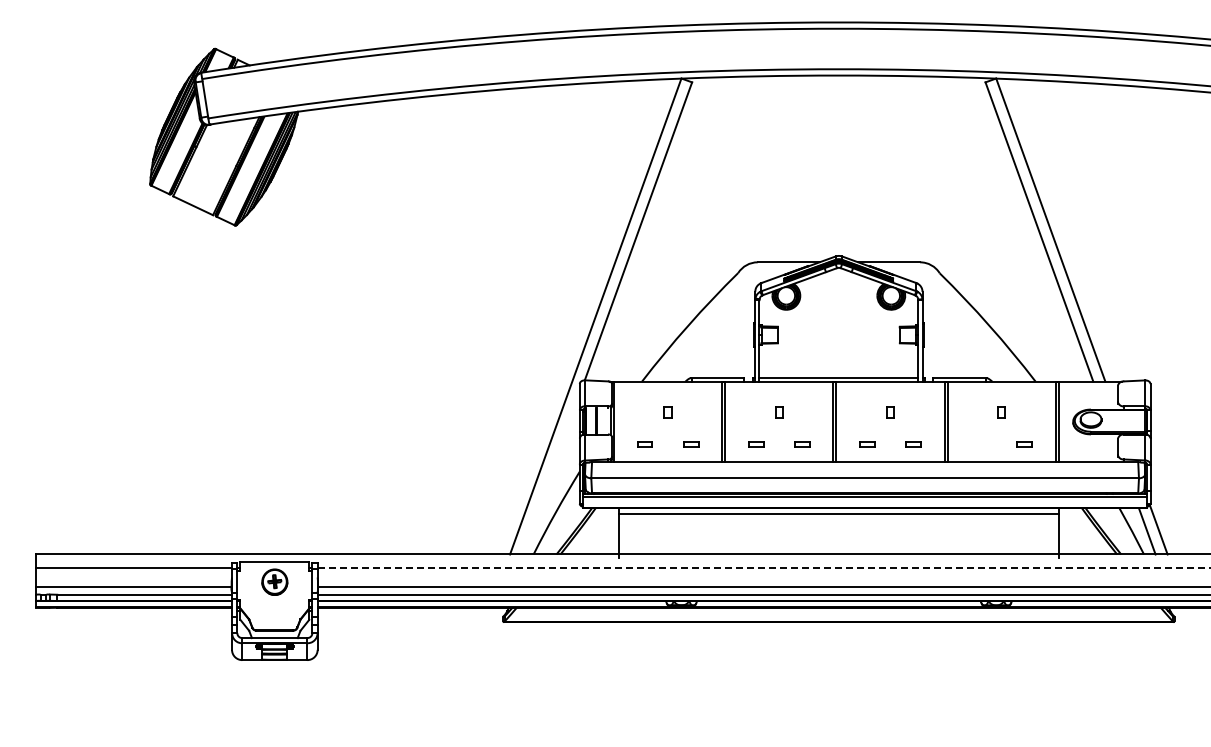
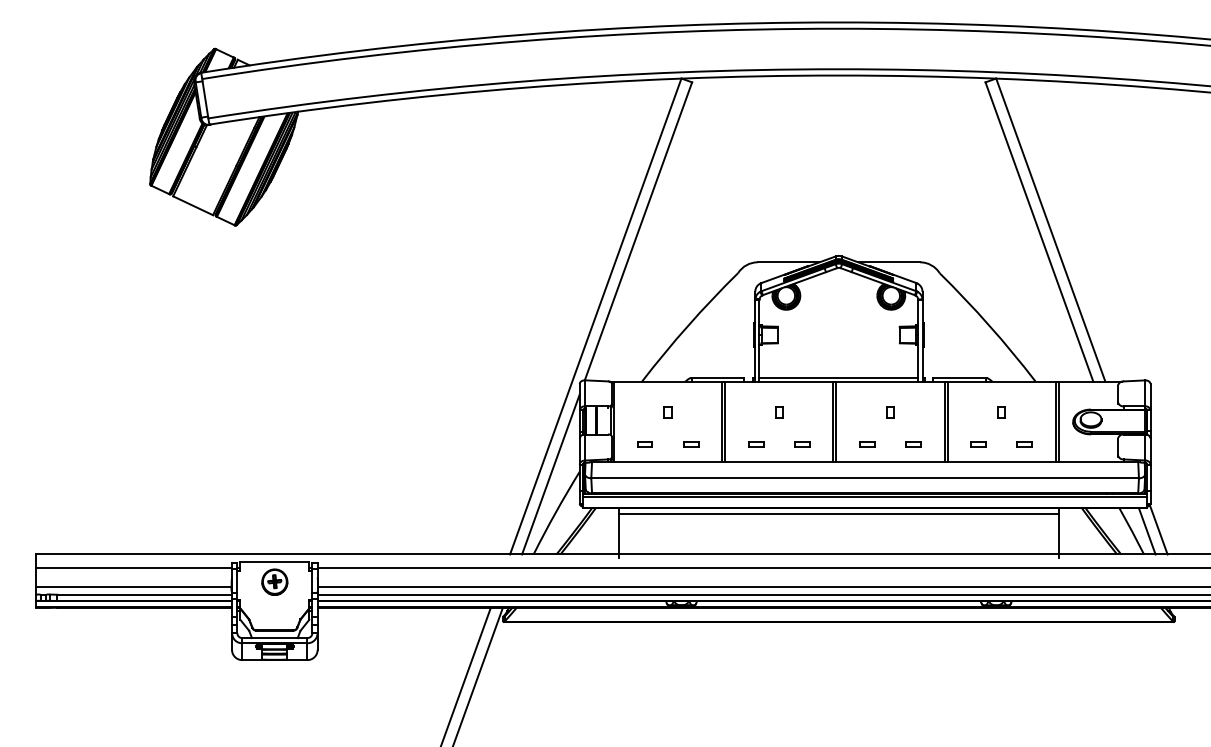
part: none -> present (978, 444)
line: none -> present (550, 474)
line: dashed -> solid (764, 568)
line: none -> present (466, 675)
line: none -> present (478, 675)
